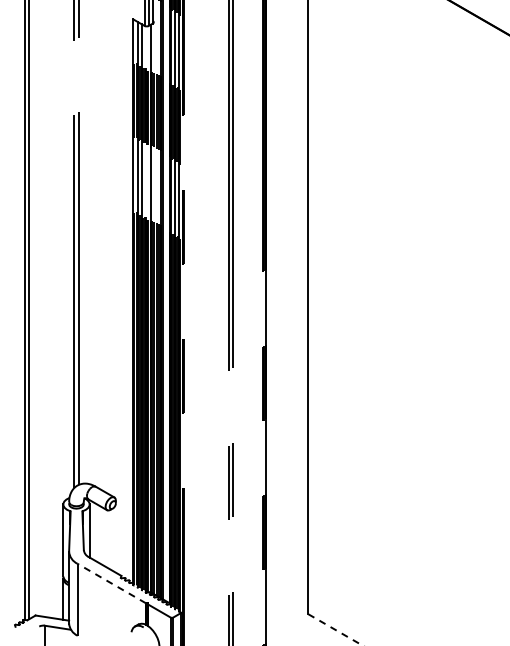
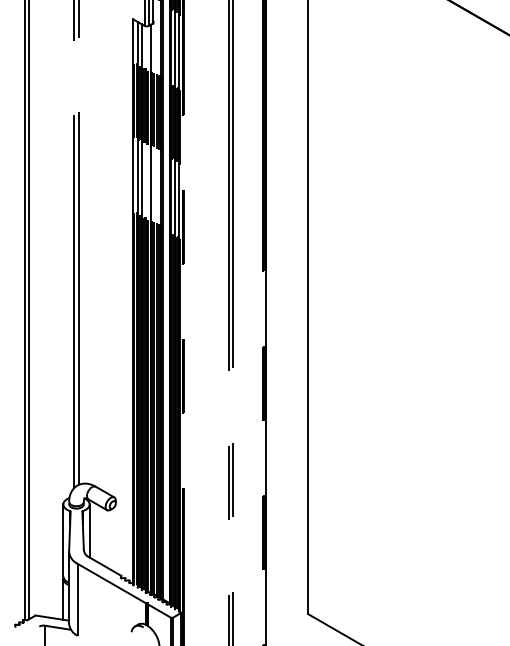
line: dashed -> solid (111, 583)
line: dashed -> solid (335, 630)
